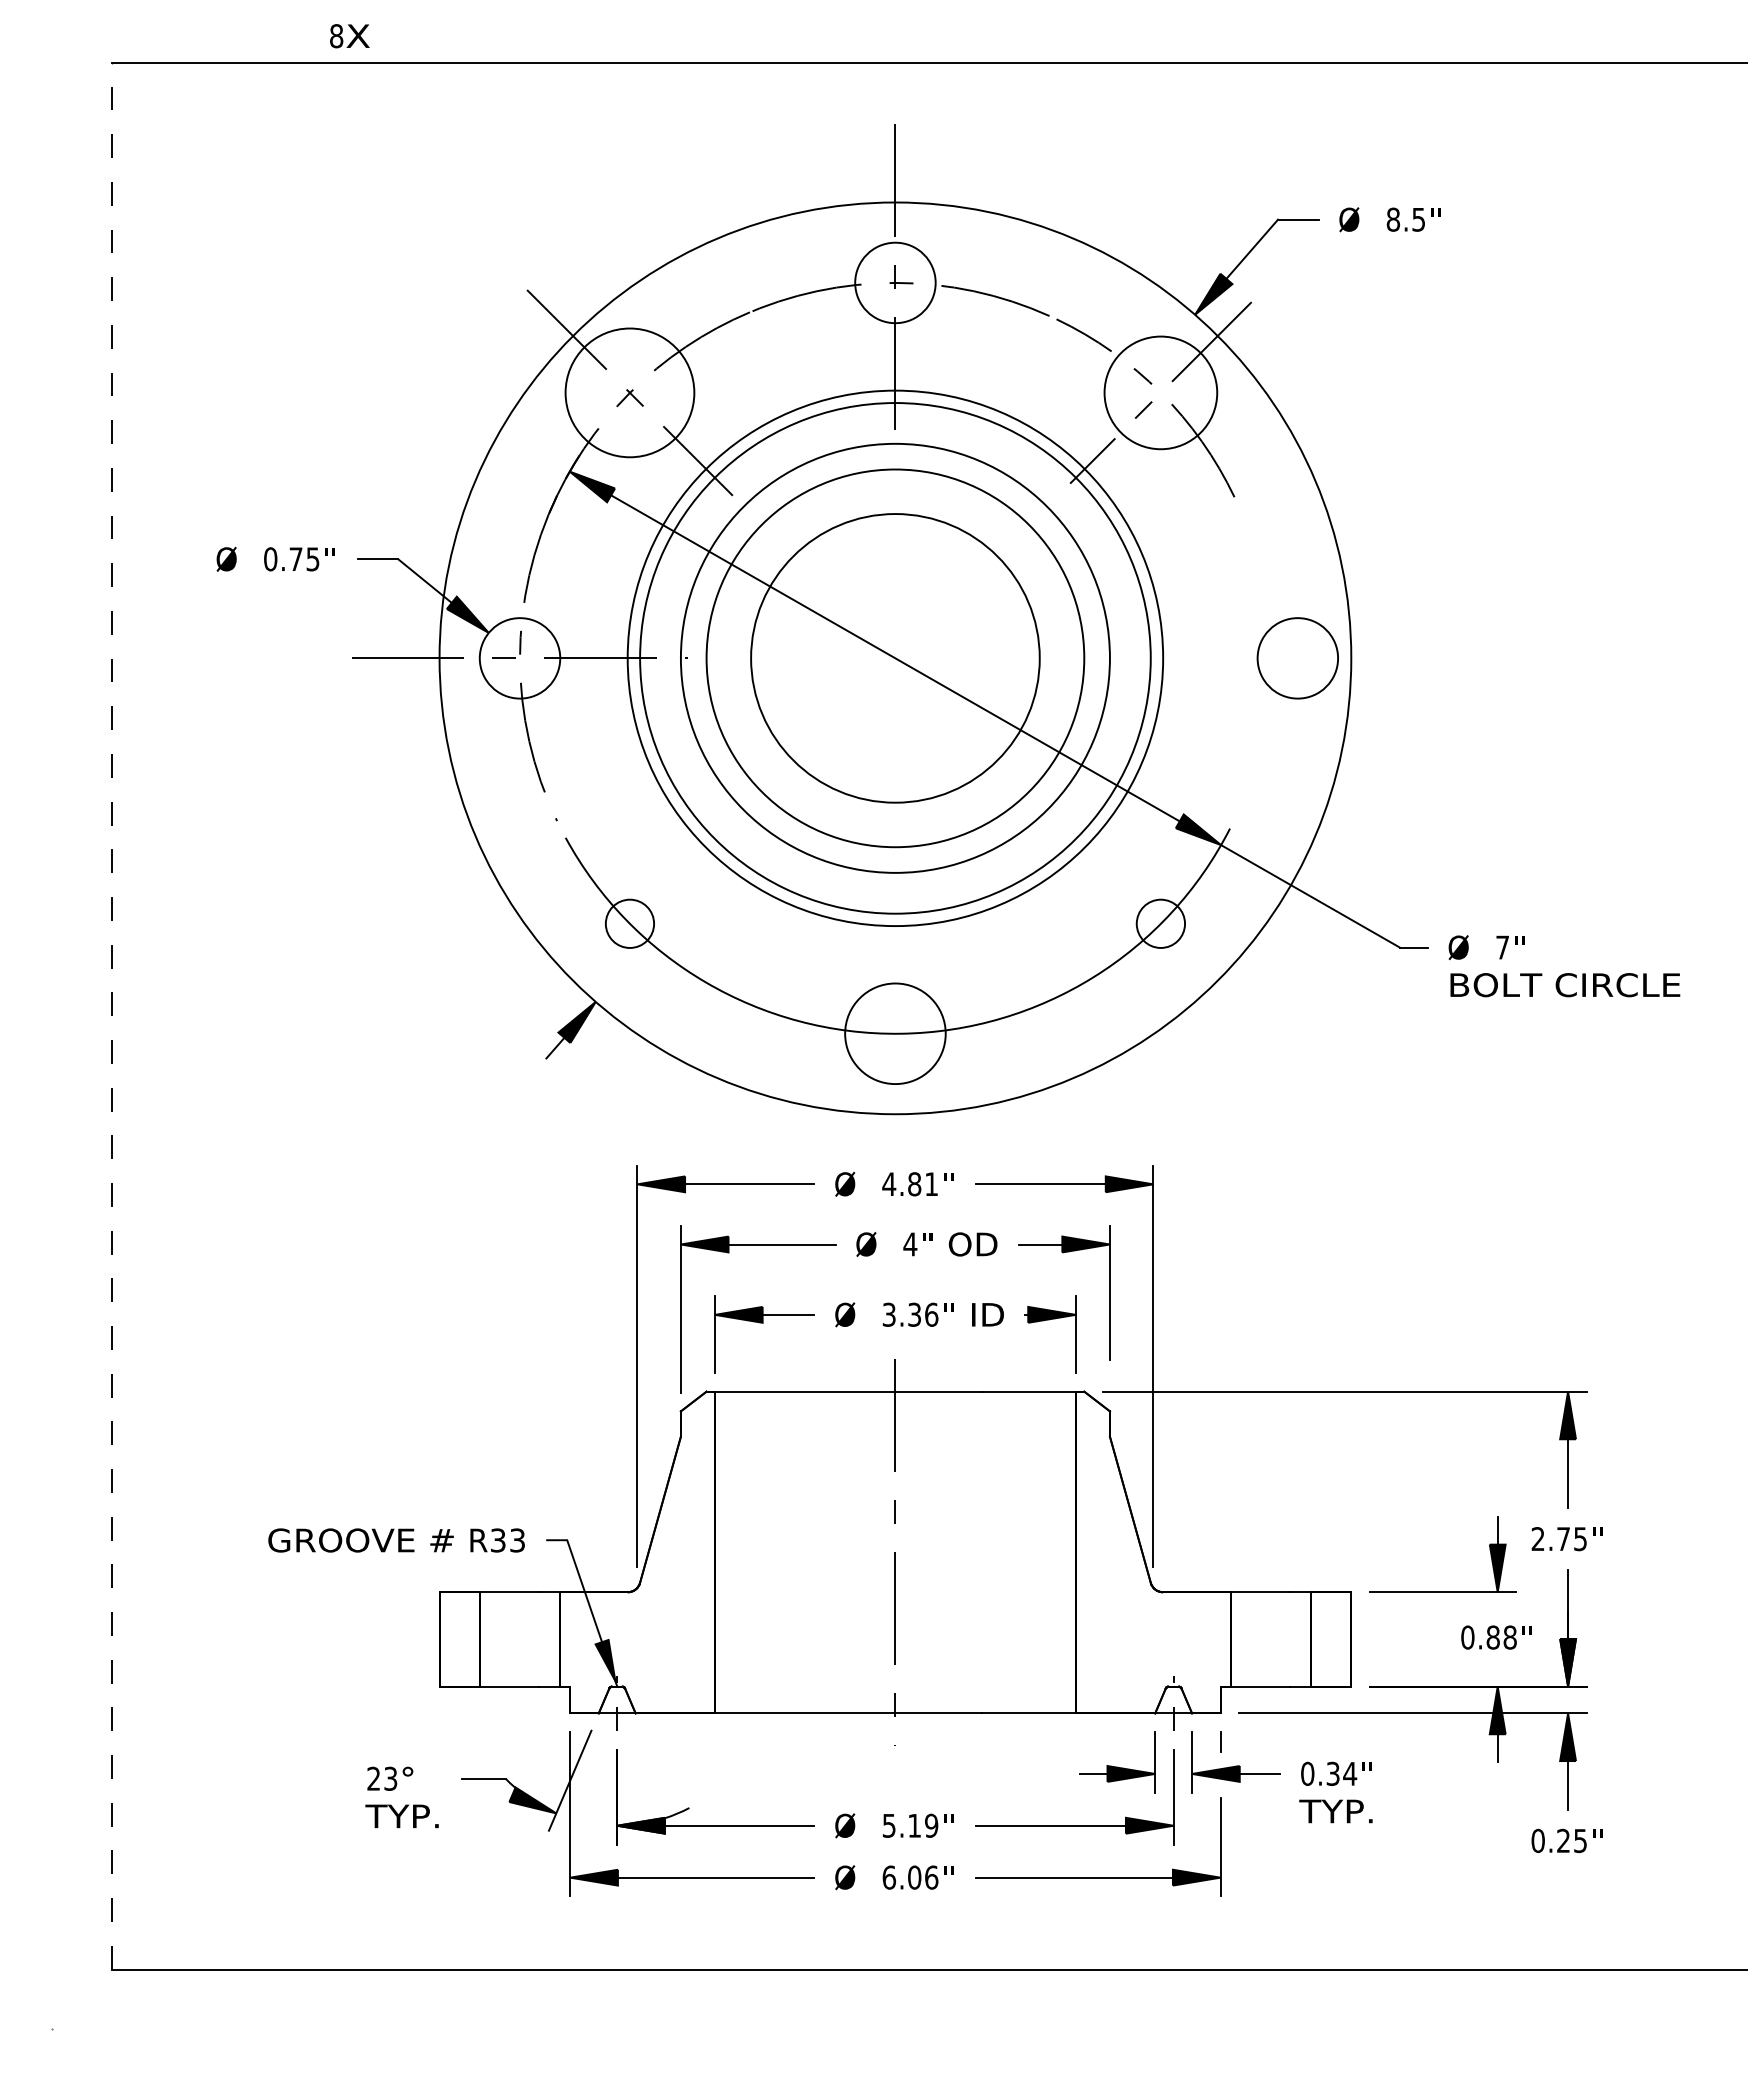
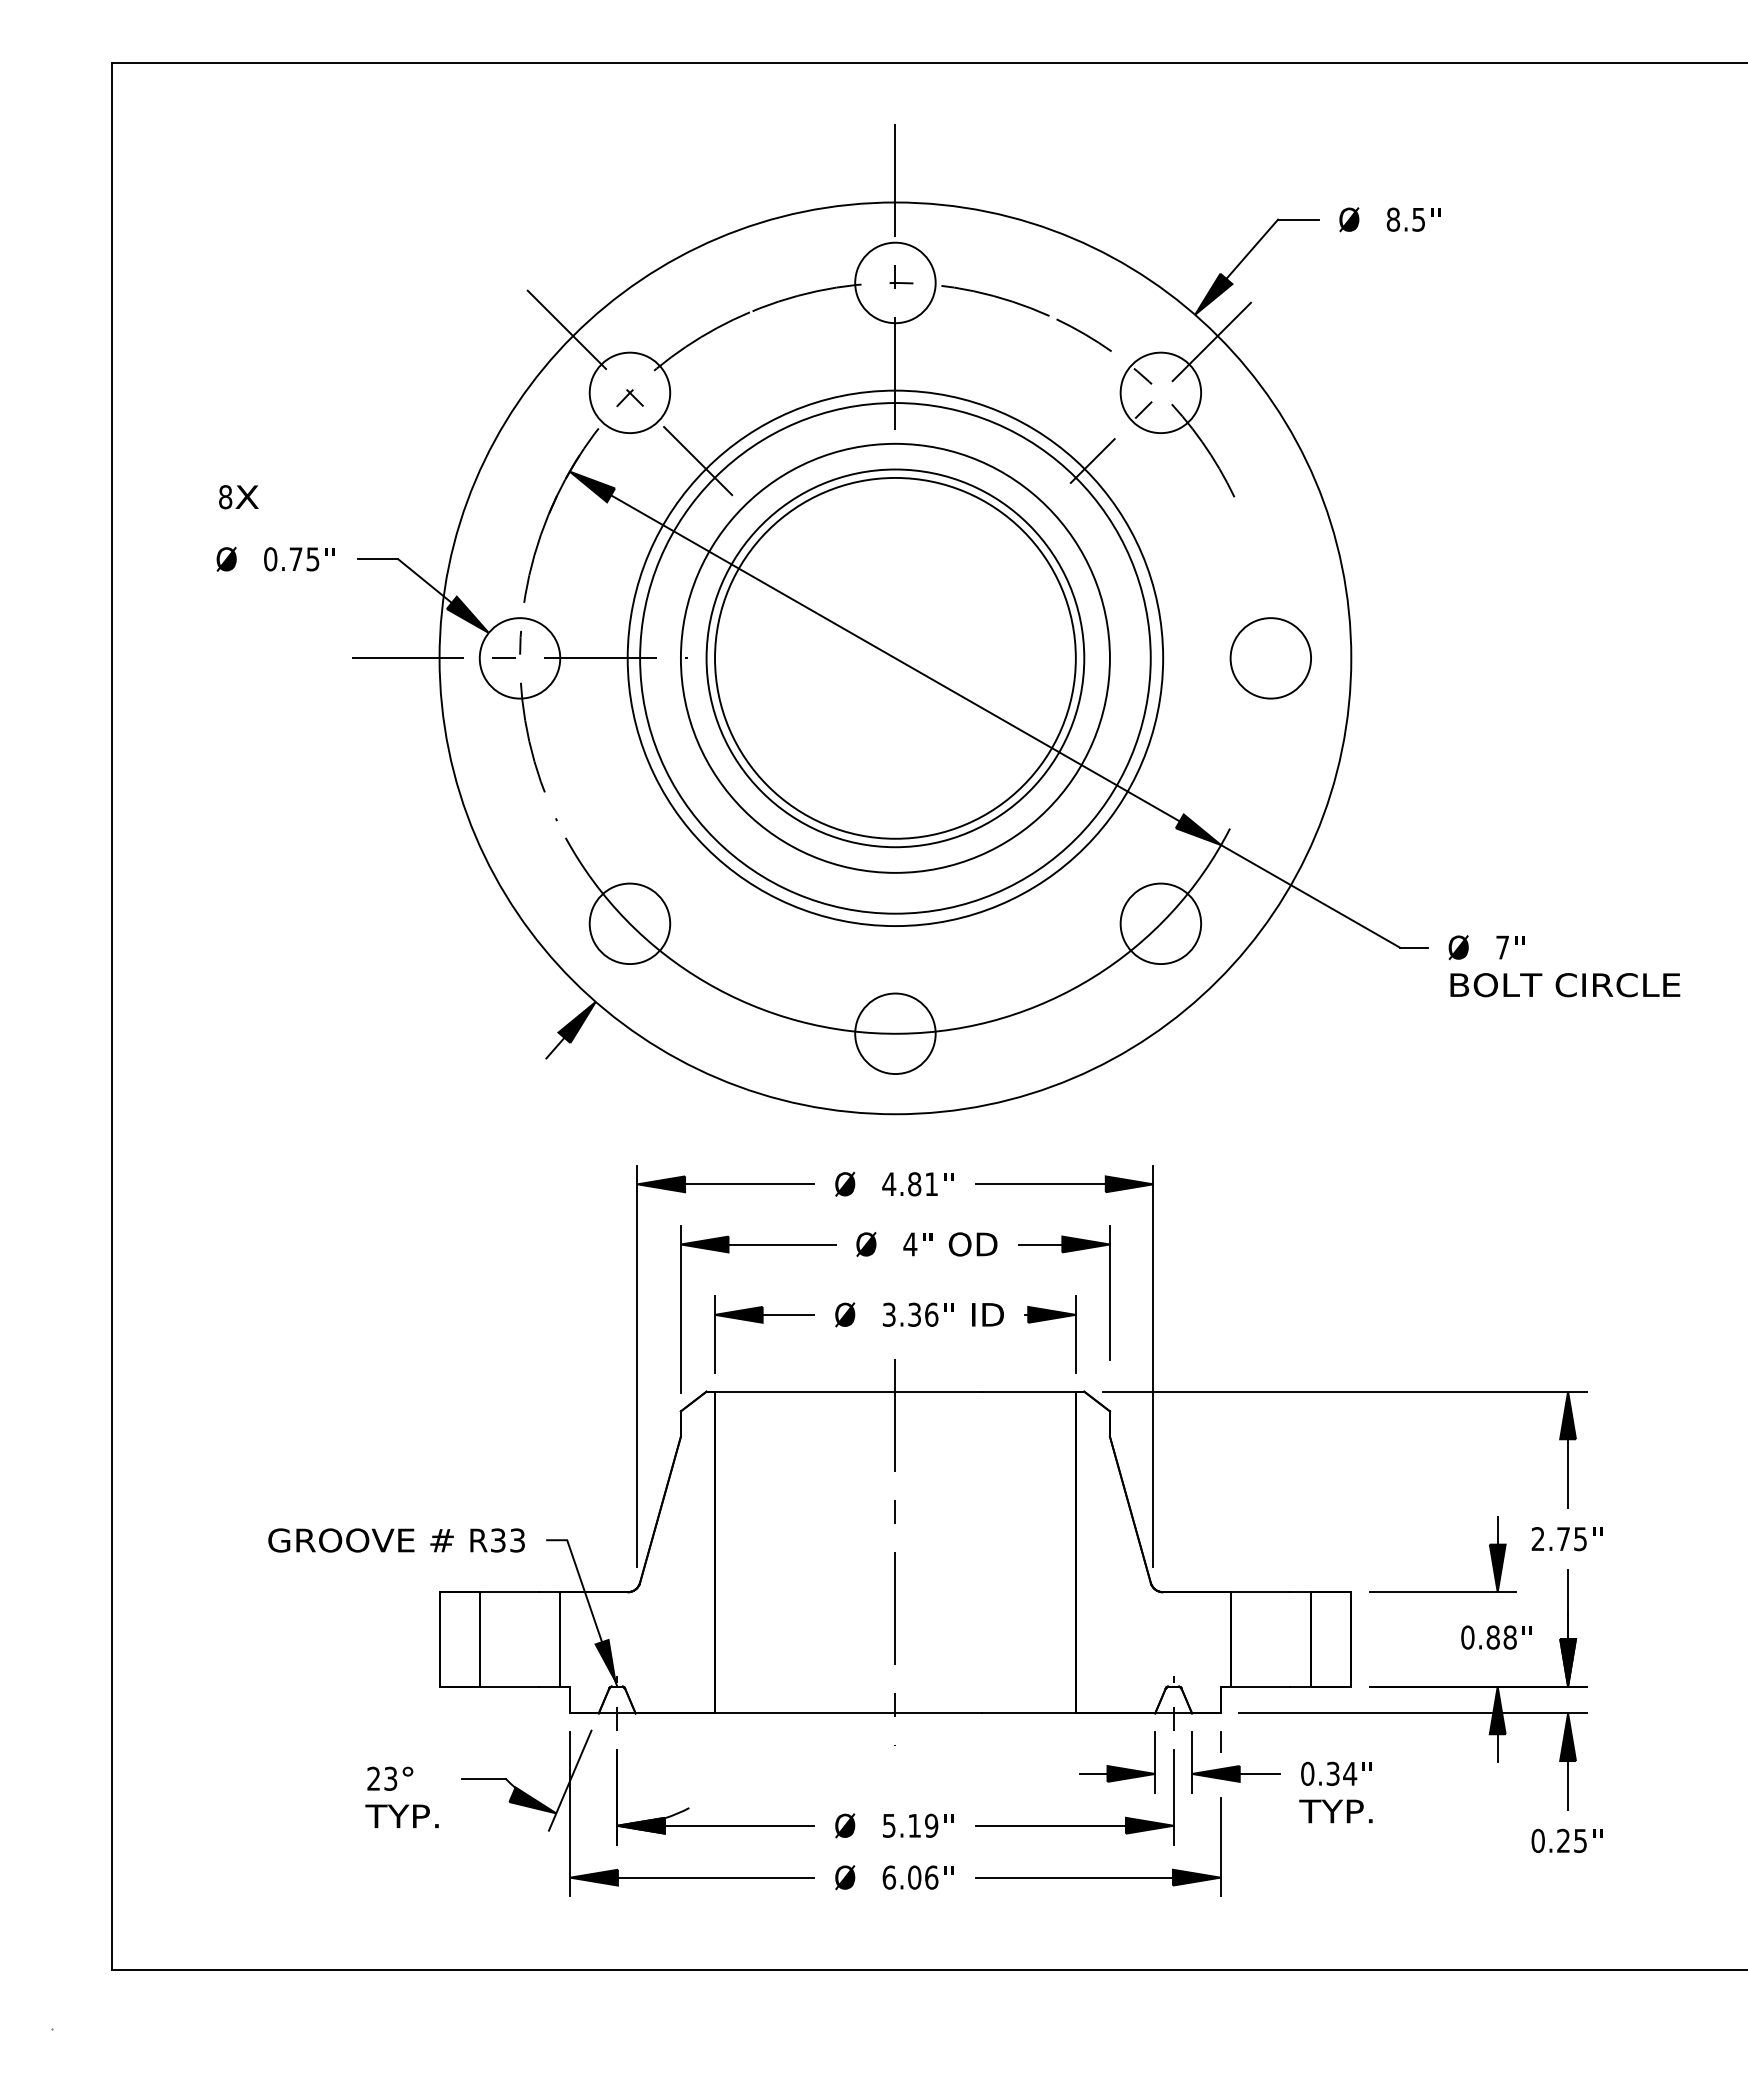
text position: (349, 36) -> (238, 497) (238, 497)
circle diameter: 129 px -> 80 px (629, 392)
circle diameter: 113 px -> 80 px (1160, 392)
circle diameter: 289 px -> 361 px (895, 657)
circle position: (1297, 658) -> (1270, 658) (1270, 658)
circle diameter: 48 px -> 80 px (629, 923)
circle diameter: 48 px -> 80 px (1160, 923)
line: dashed -> solid (111, 1015)
circle diameter: 101 px -> 80 px (895, 1033)
